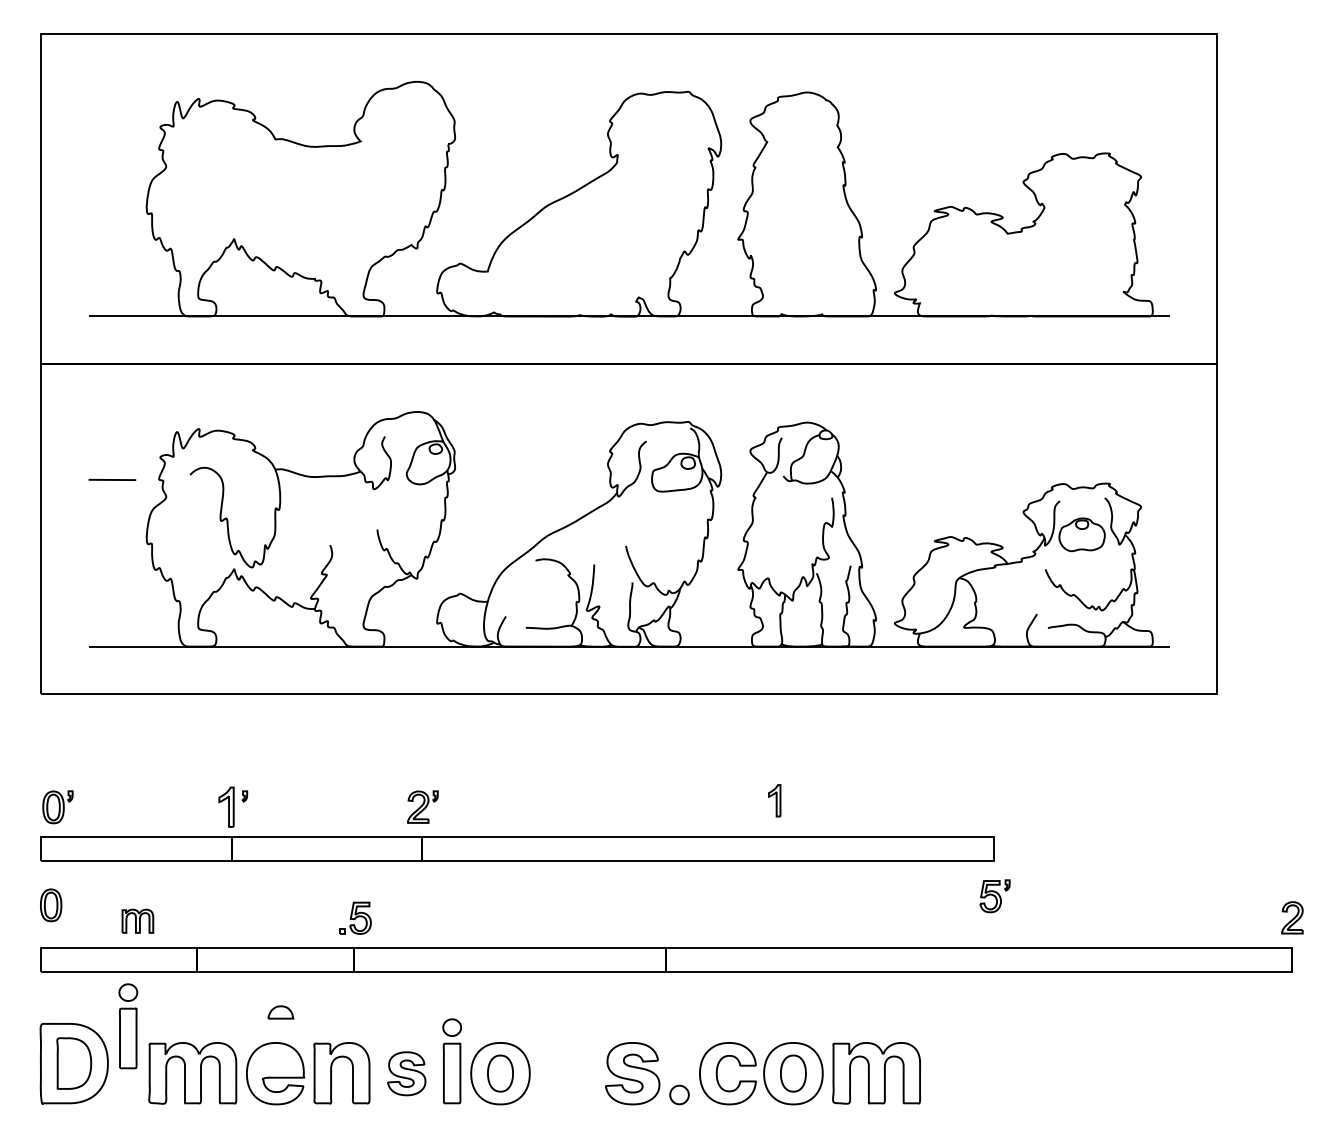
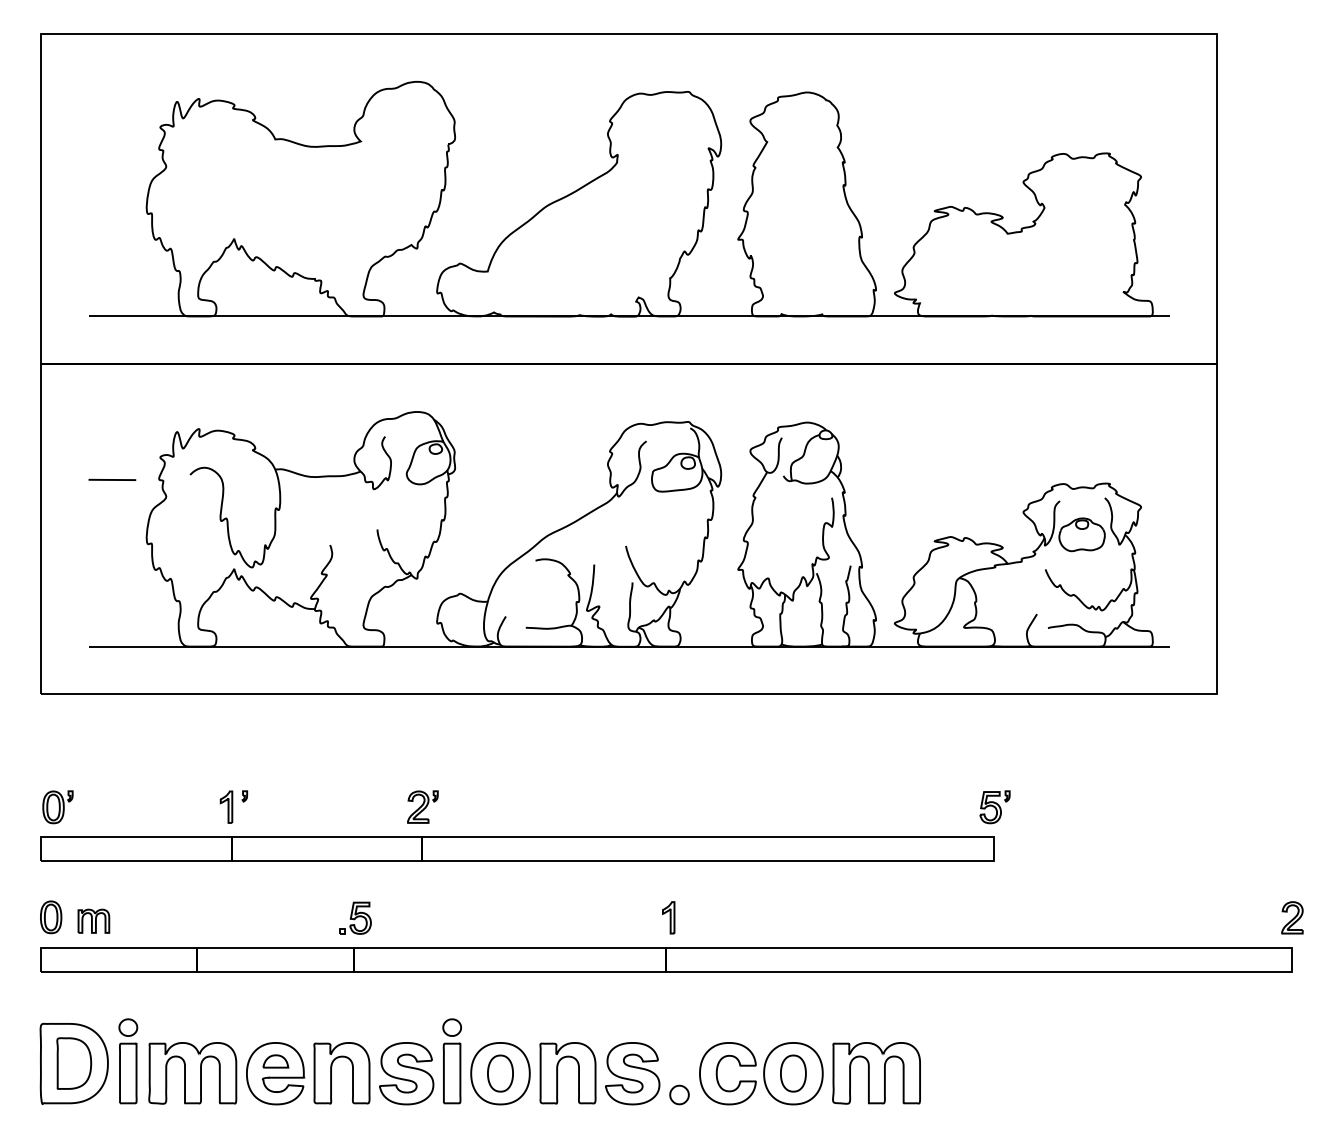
part position: (774, 800) -> (668, 917) (668, 917)
part size: 17x42 px -> 15x34 px (226, 806)
part position: (994, 896) -> (994, 807) (994, 807)
part position: (51, 905) -> (51, 917) (51, 917)
part position: (137, 920) -> (93, 920) (93, 920)
part position: (280, 1012) -> (275, 1061) (275, 1061)
part position: (128, 1026) -> (128, 1061) (128, 1061)
part size: 40x46 px -> 56x64 px (406, 1073)
part: none -> present (557, 1073)
